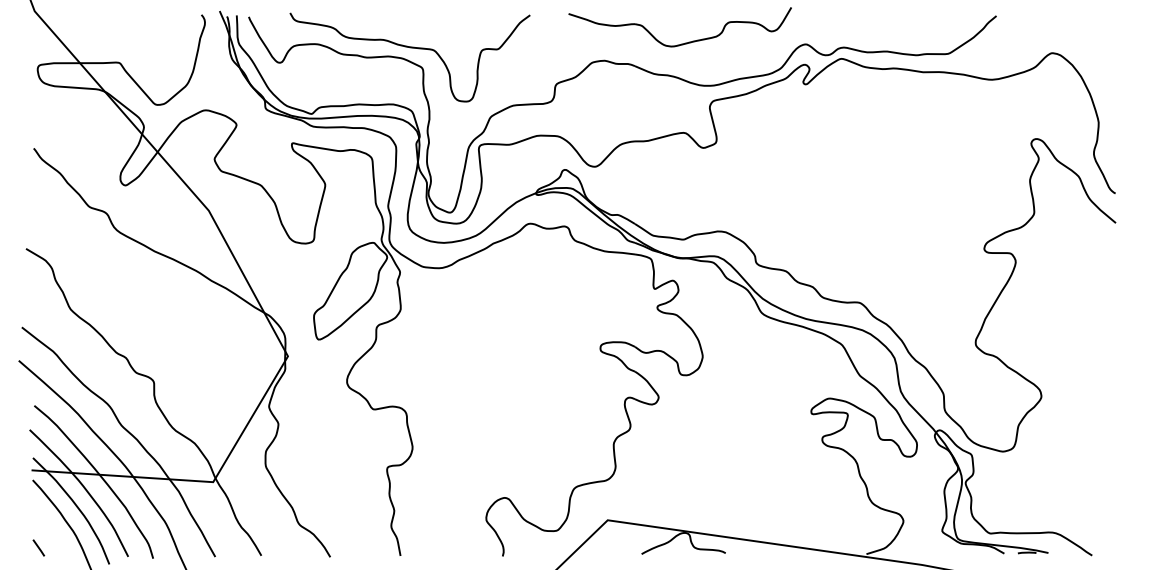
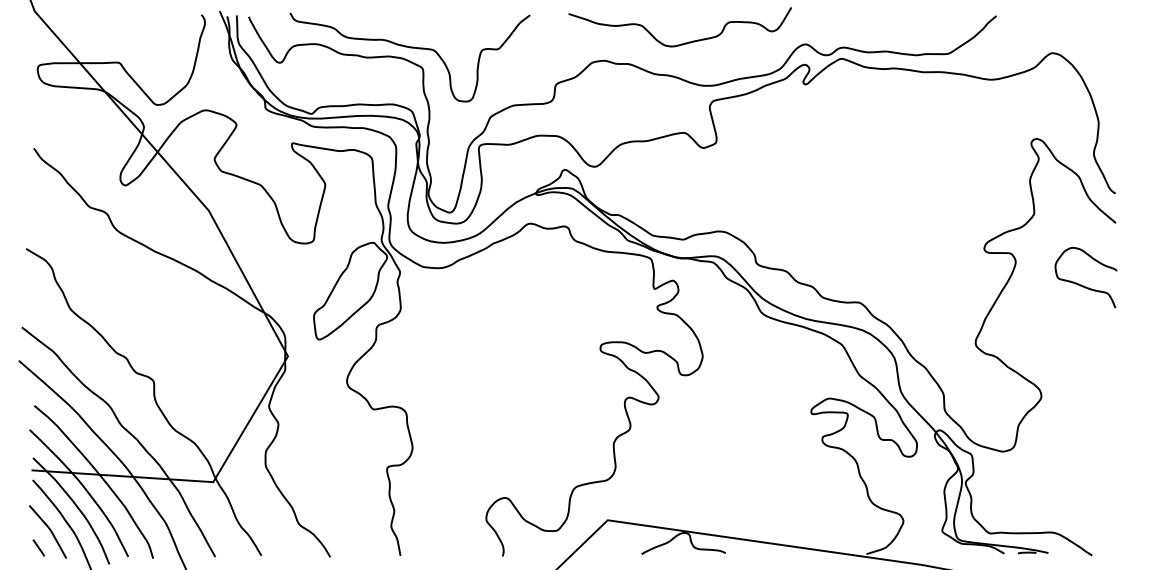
curve: none -> present (1081, 284)
line: none -> present (48, 529)
